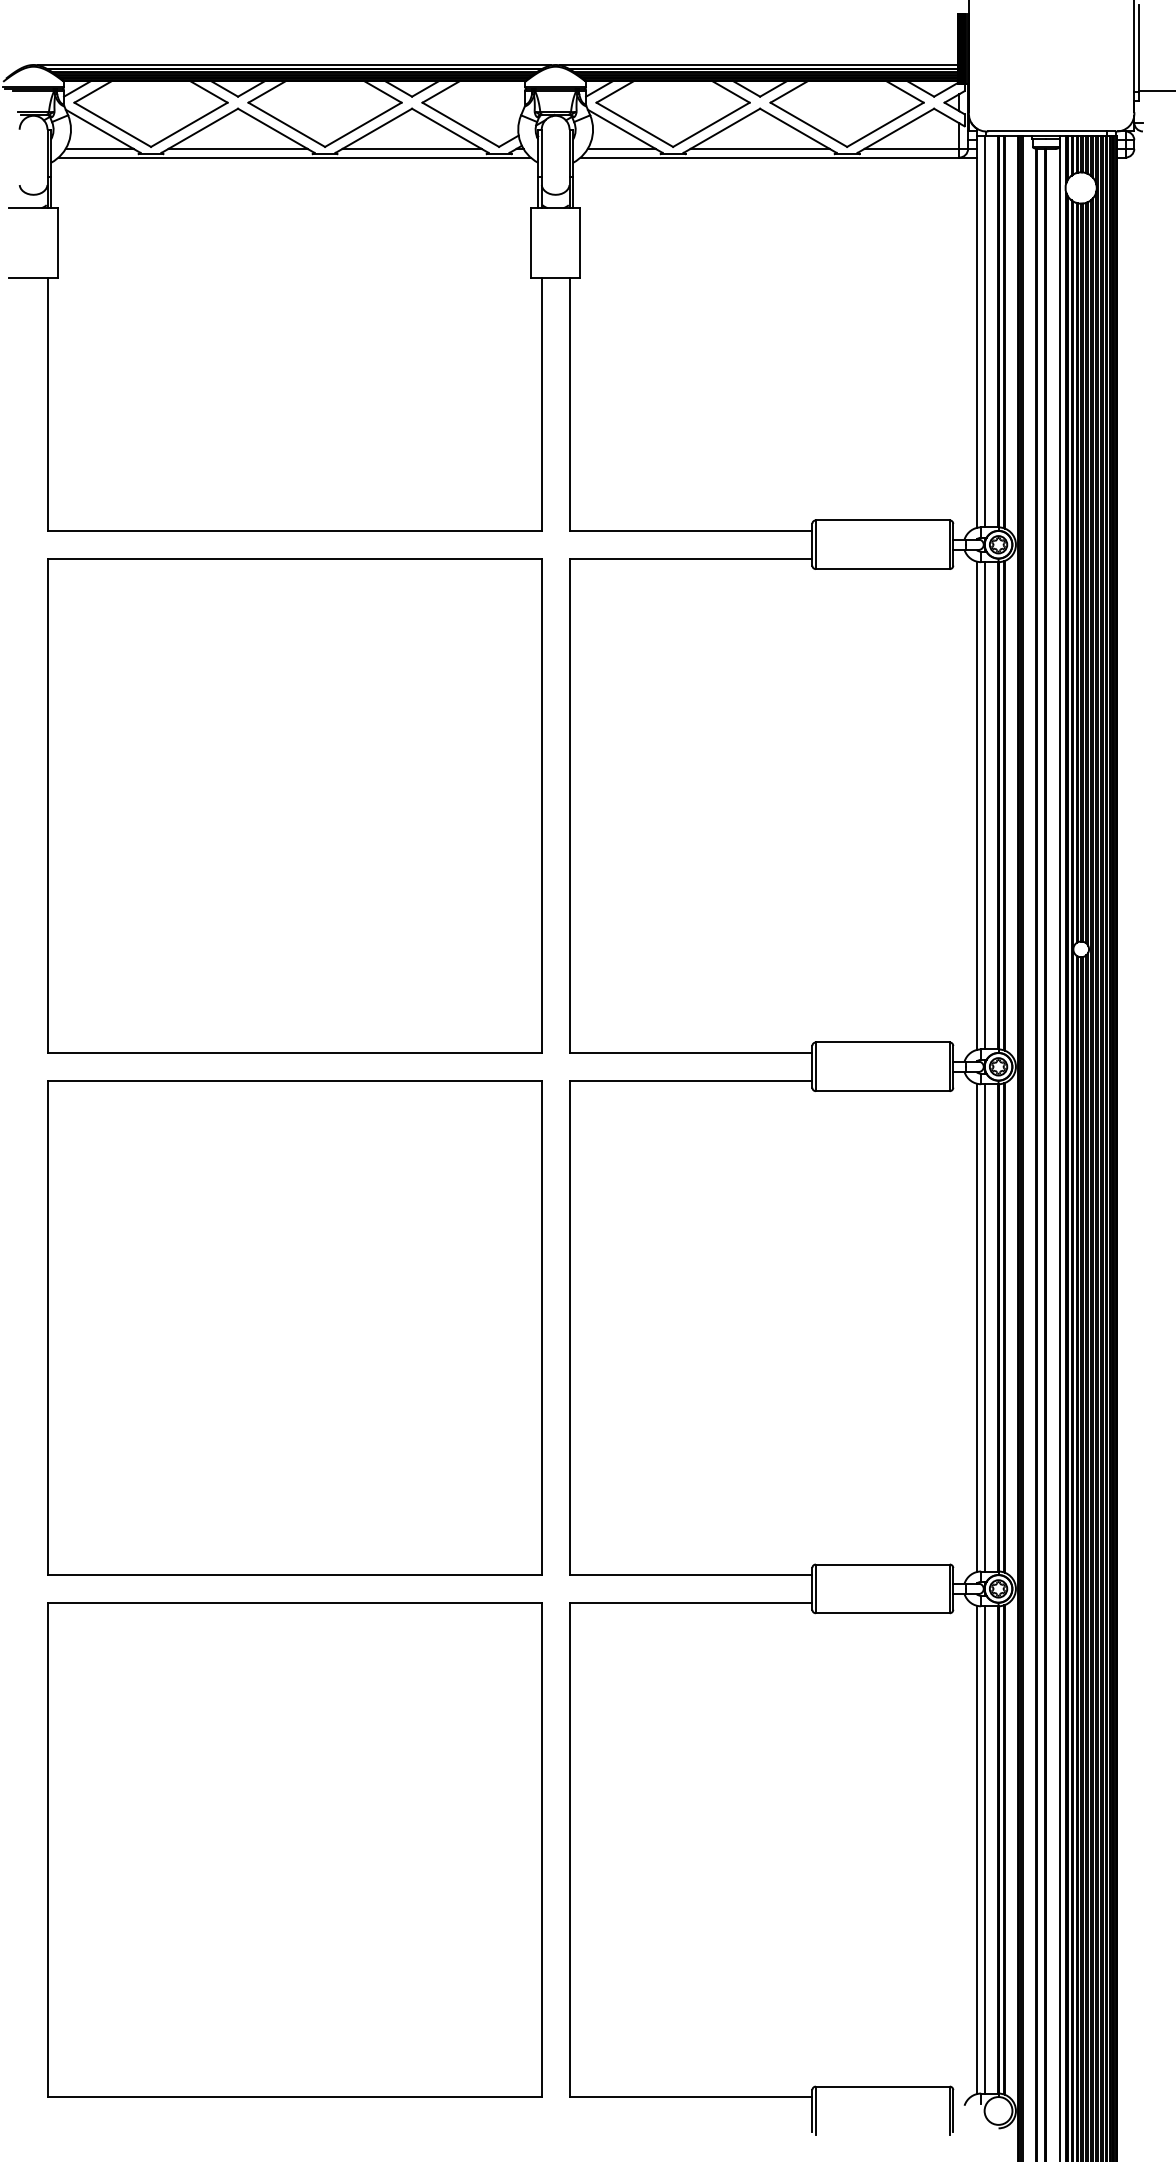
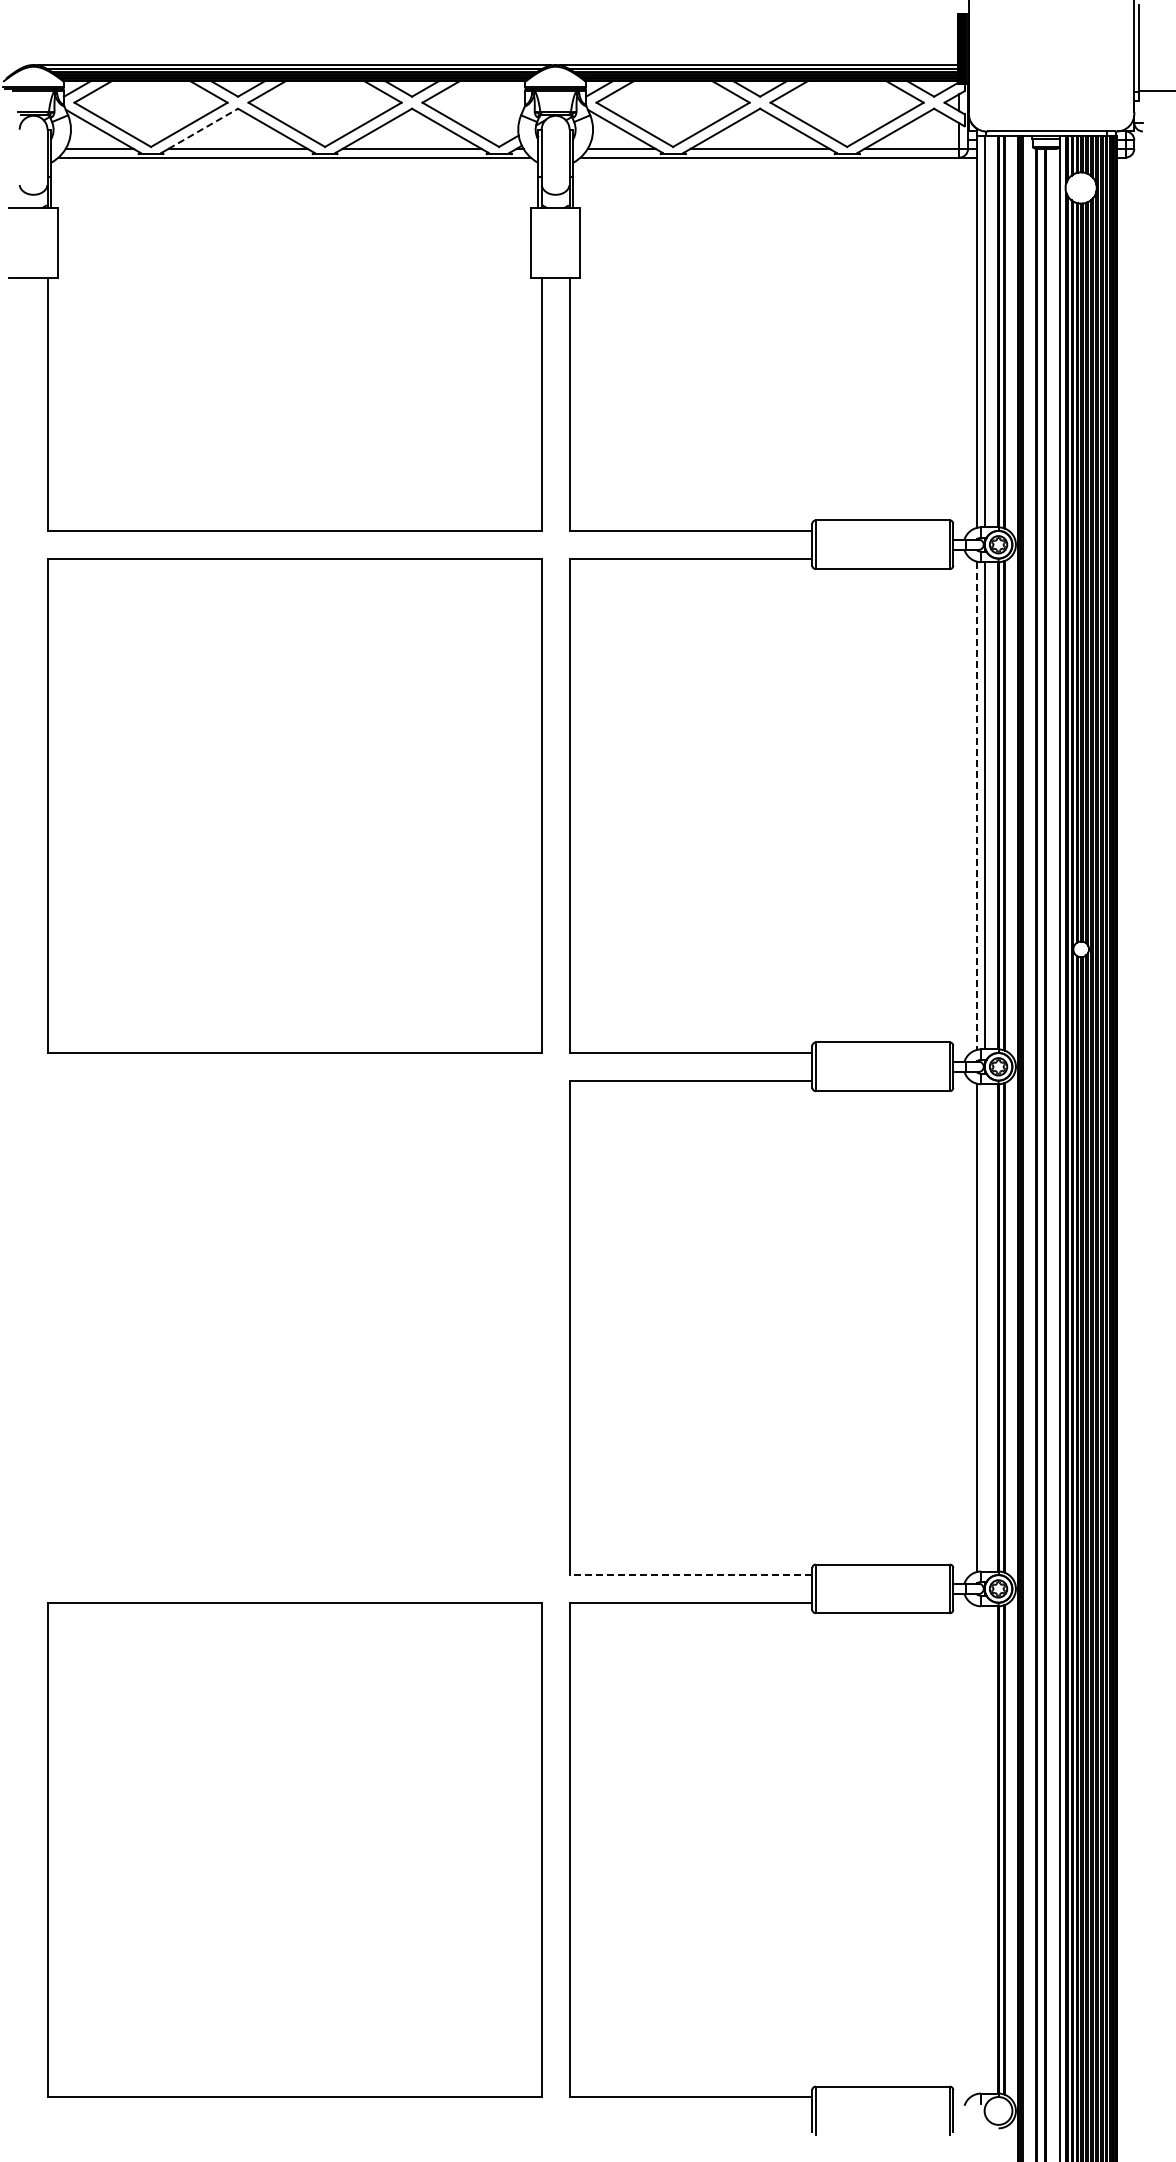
line: solid -> dashed (203, 128)
line: solid -> dashed (976, 806)
part: present -> none (294, 1327)
line: present -> none (984, 1327)
line: solid -> dashed (690, 1574)
line: present -> none (976, 1849)
line: present -> none (984, 1849)
